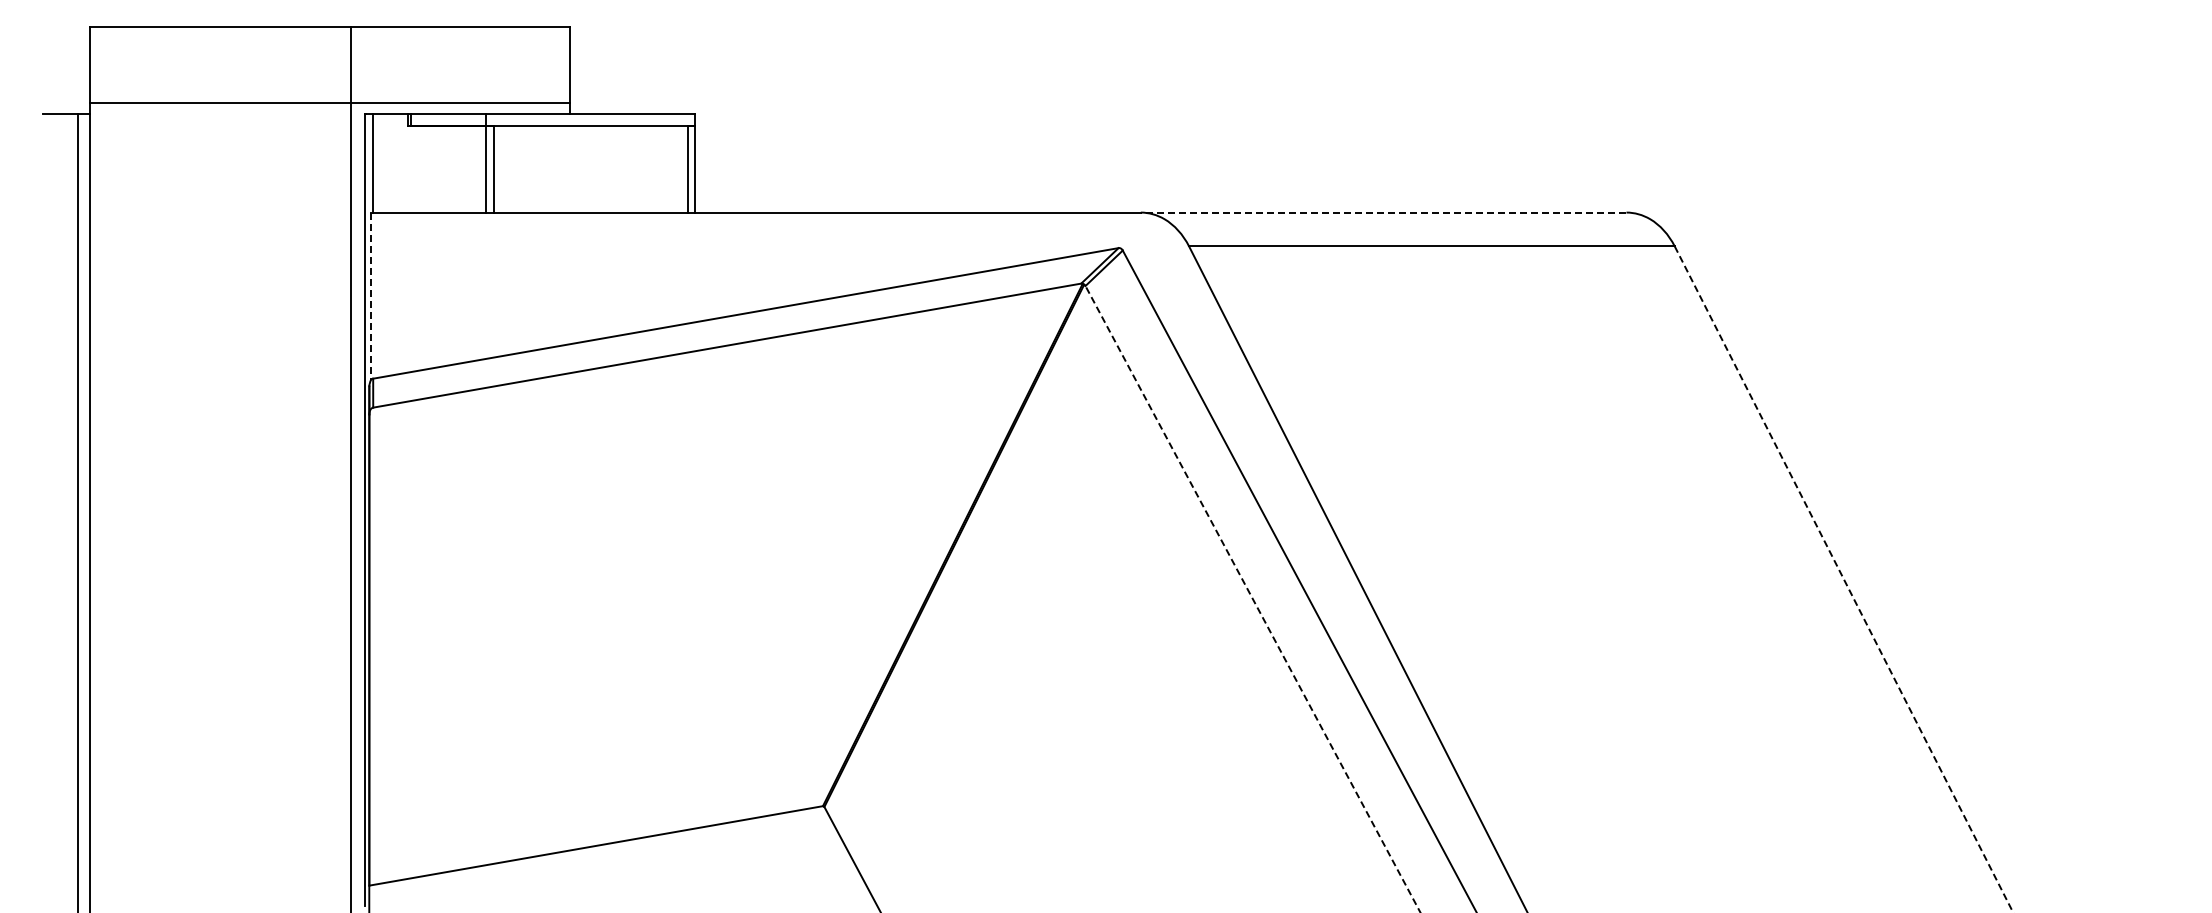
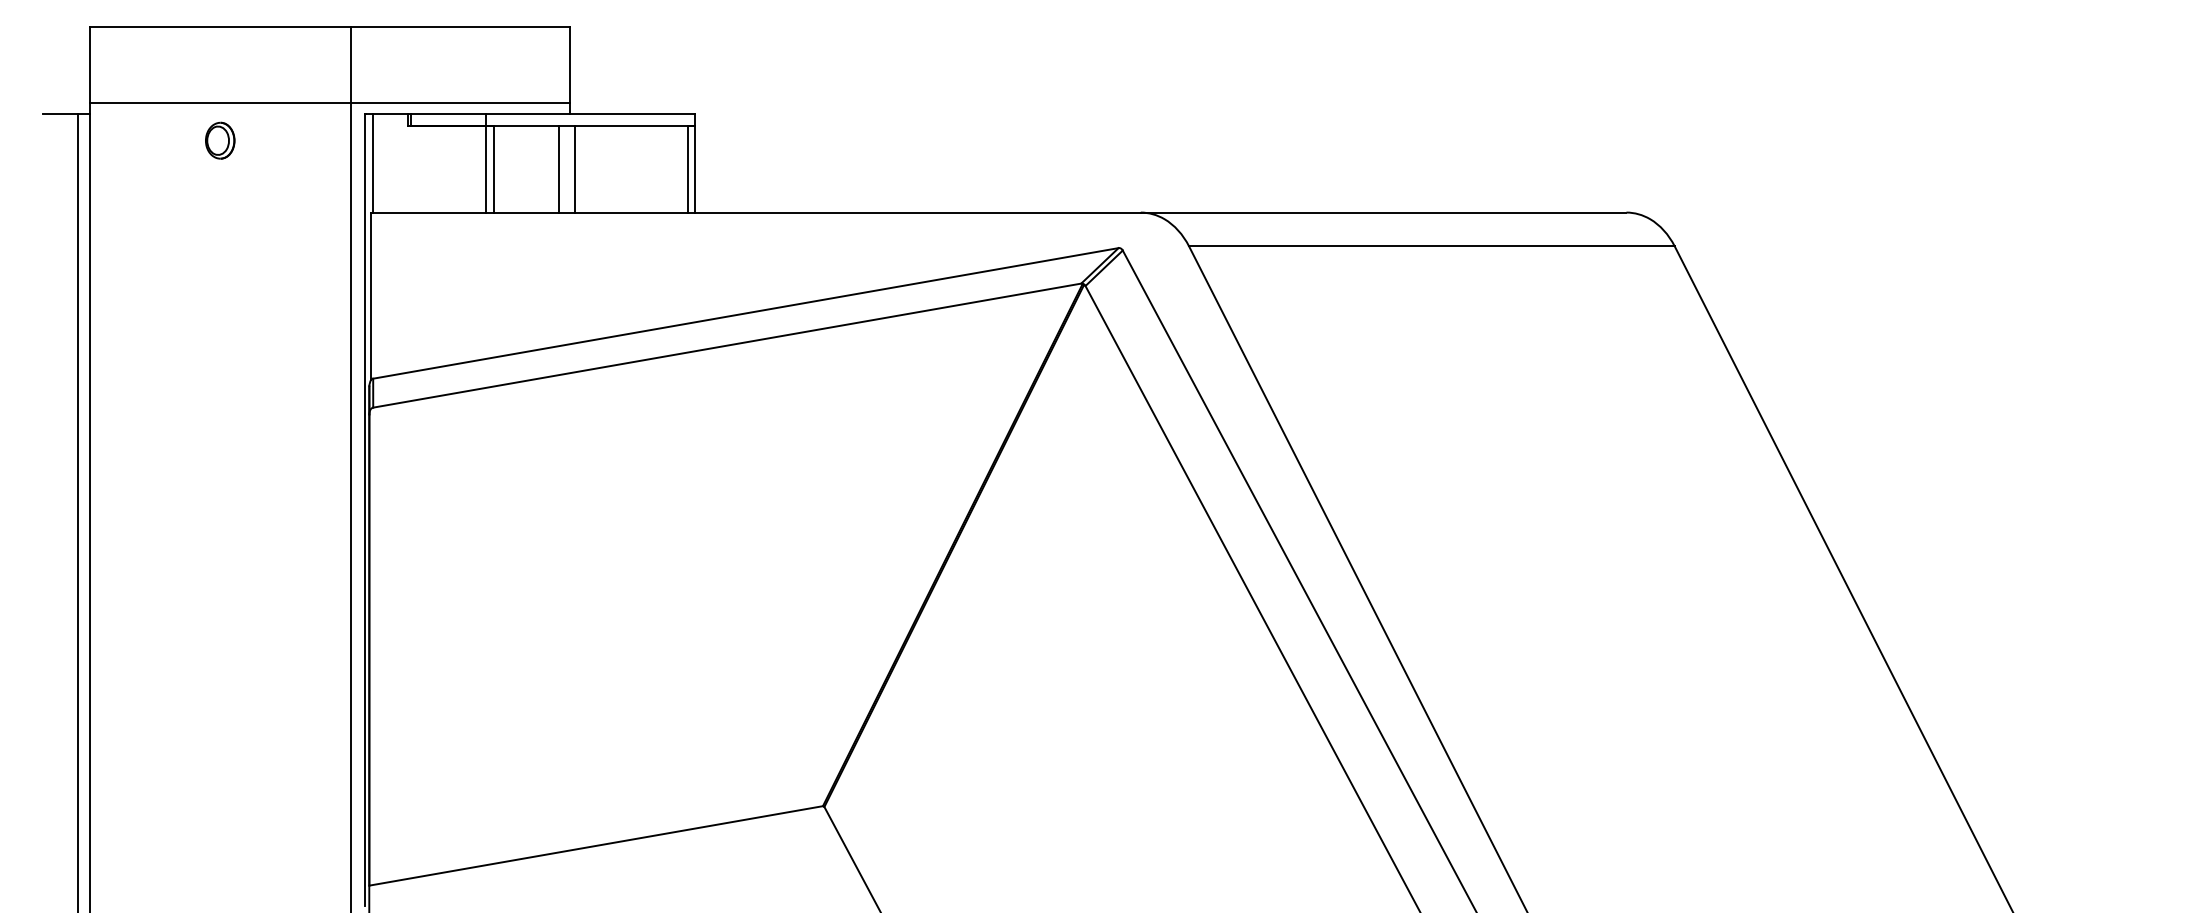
part: none -> present (220, 140)
line: none -> present (559, 168)
line: none -> present (574, 168)
line: dashed -> solid (1383, 212)
line: dashed -> solid (371, 296)
line: dashed -> solid (1844, 579)
line: dashed -> solid (1252, 598)
